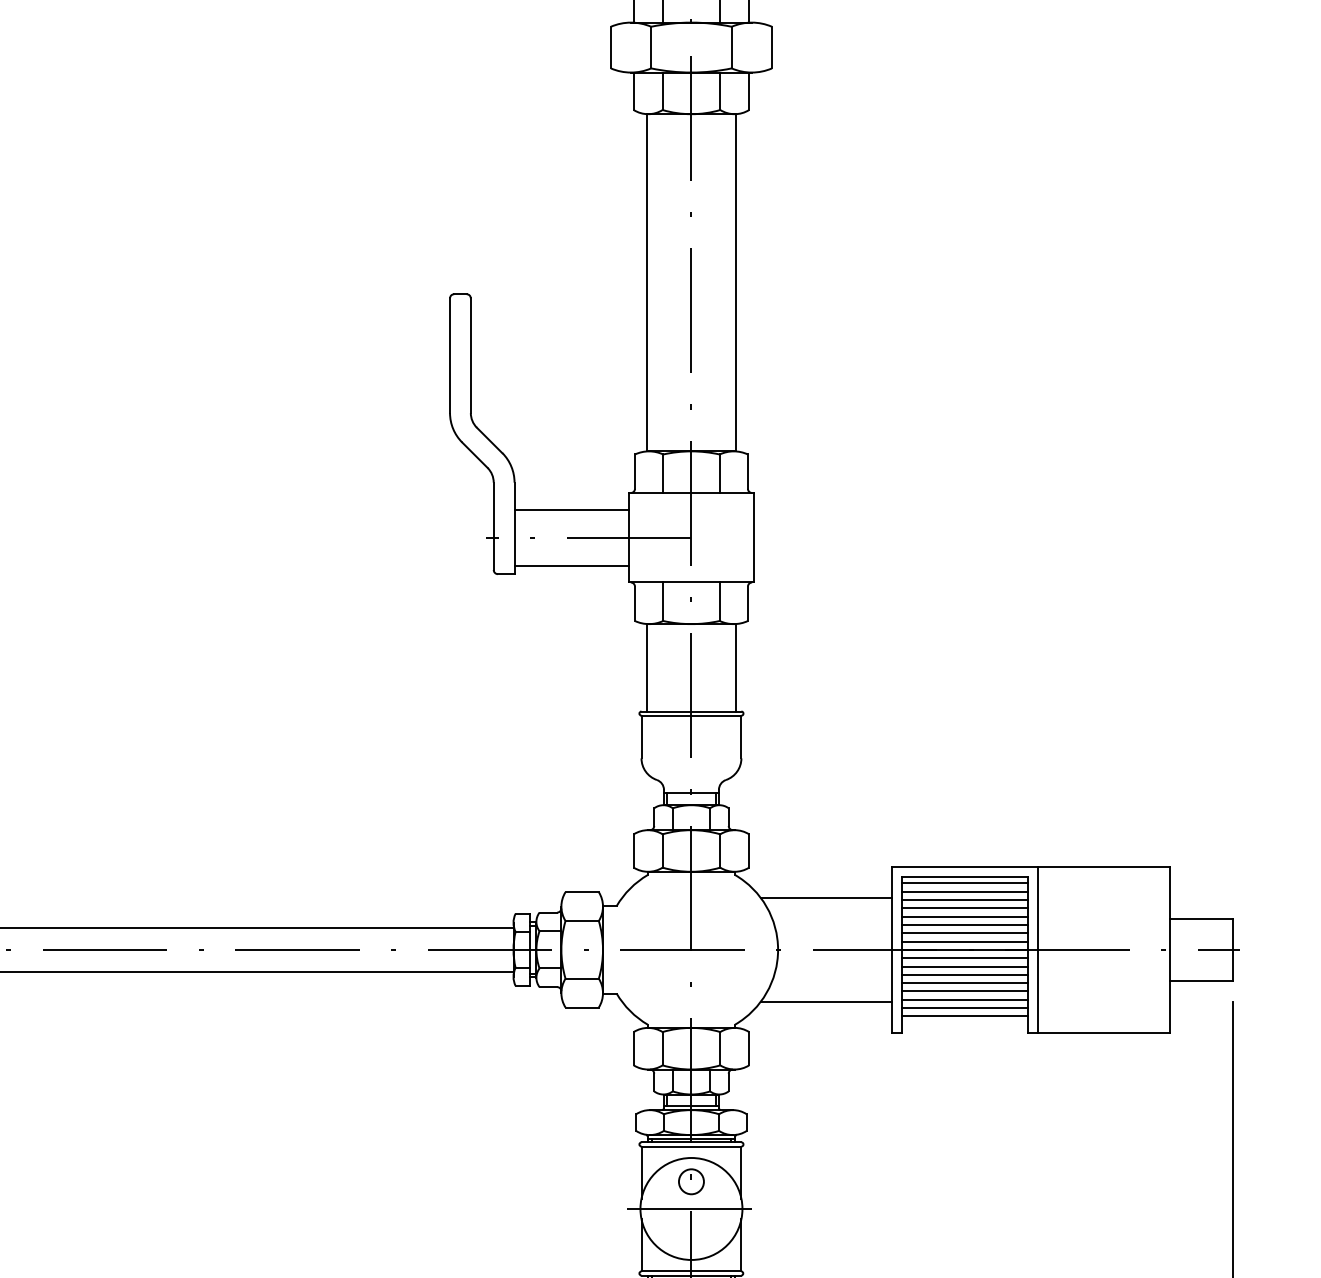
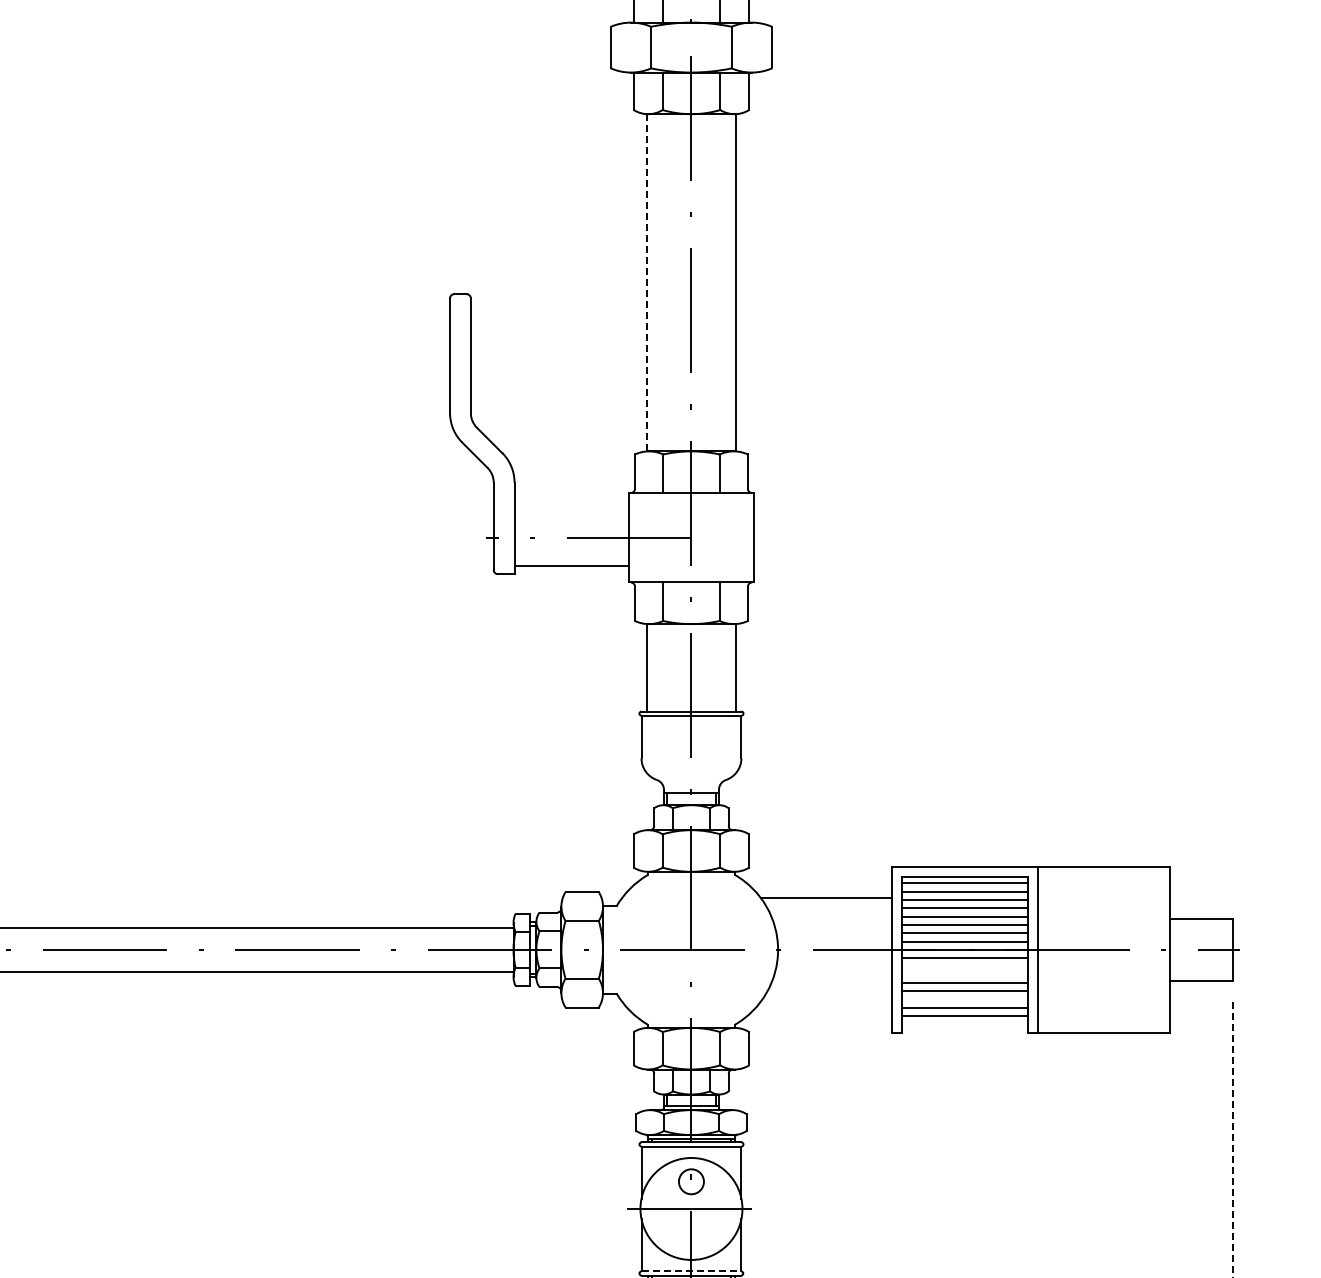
line: solid -> dashed (647, 282)
line: present -> none (571, 509)
line: present -> none (964, 966)
line: present -> none (964, 974)
line: present -> none (964, 999)
line: present -> none (826, 1001)
line: solid -> dashed (1232, 1139)
line: solid -> dashed (691, 1271)
